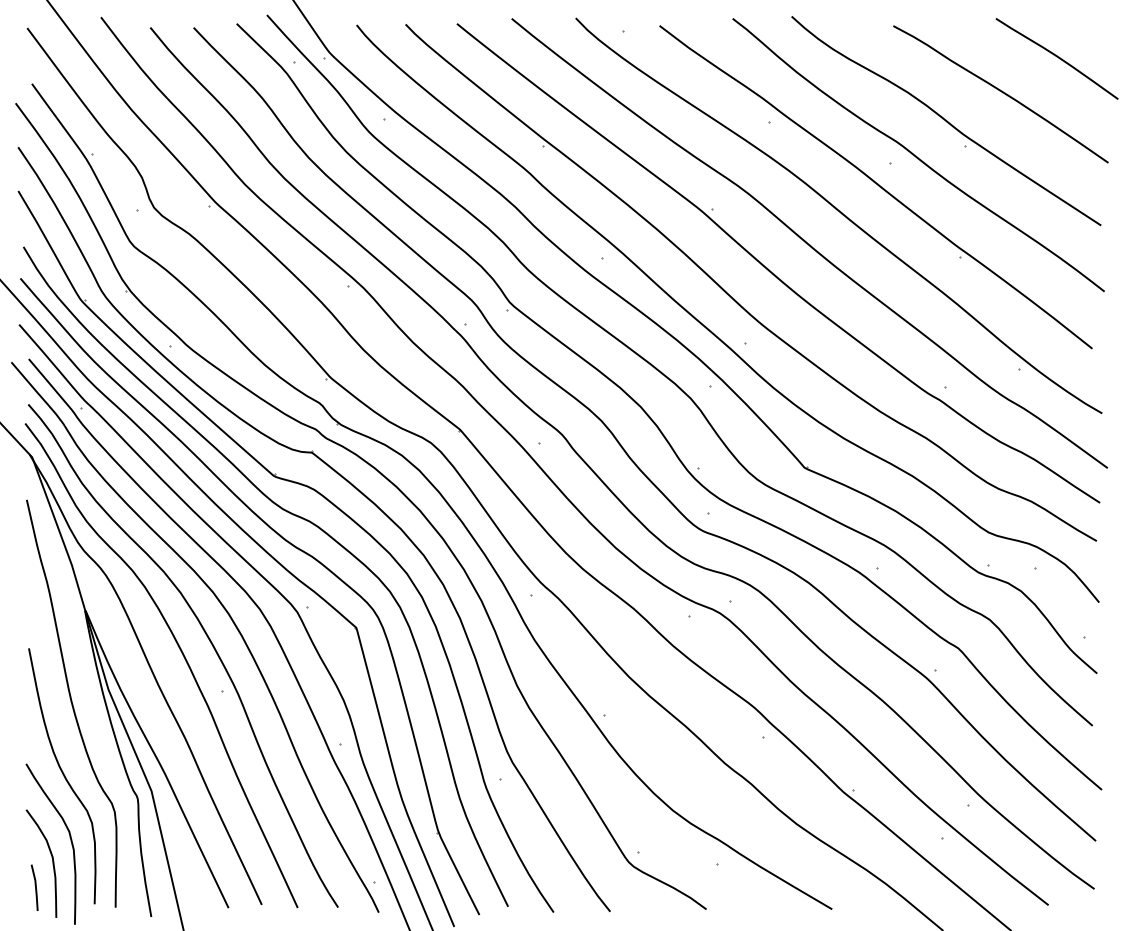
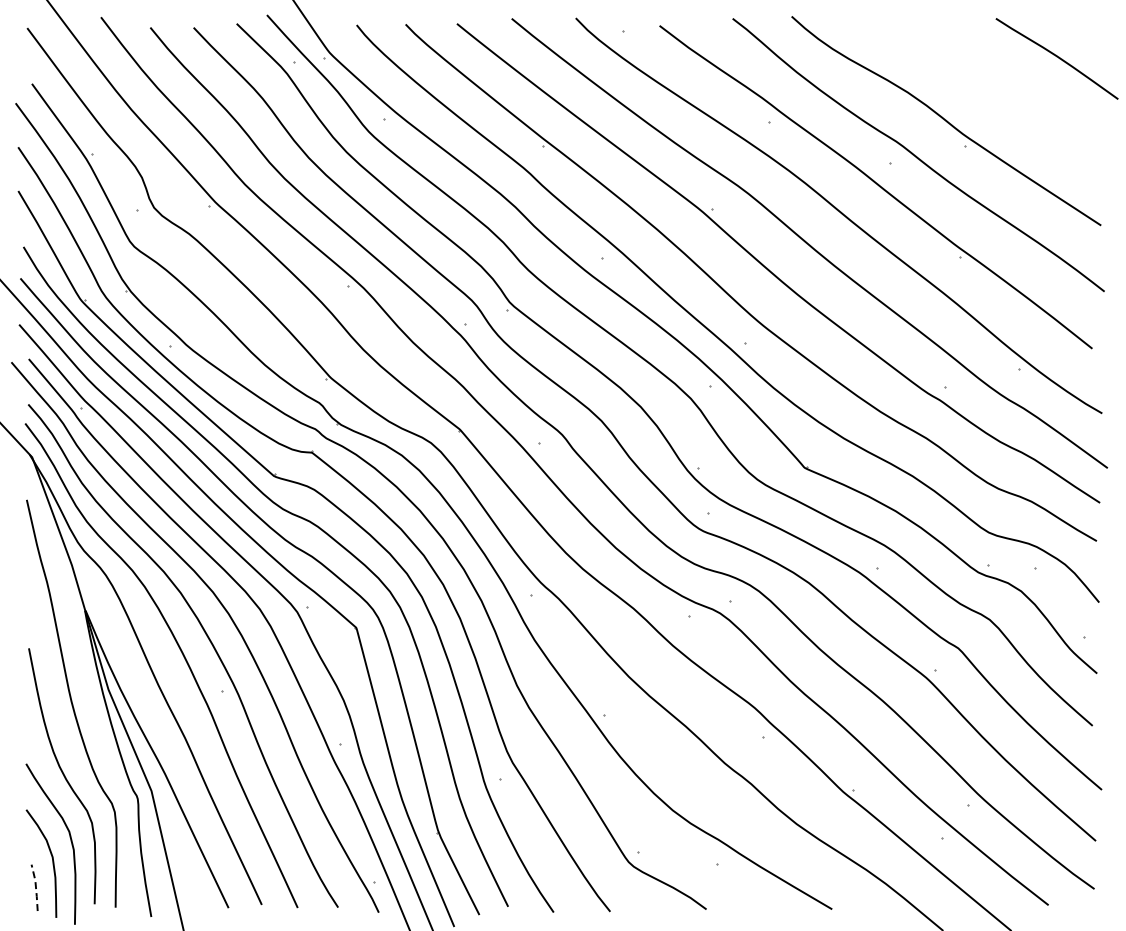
curve: present -> none (1001, 92)
line: solid -> dashed (35, 887)
